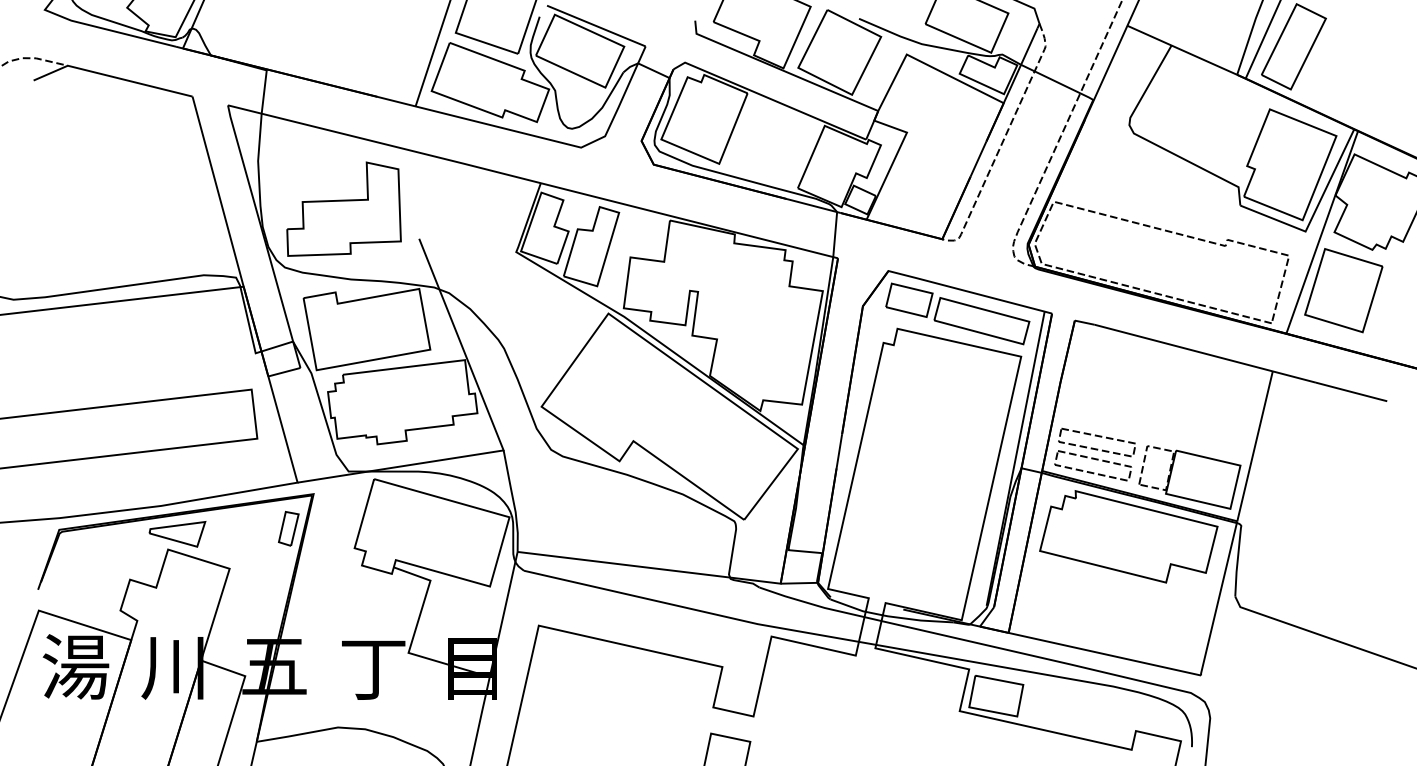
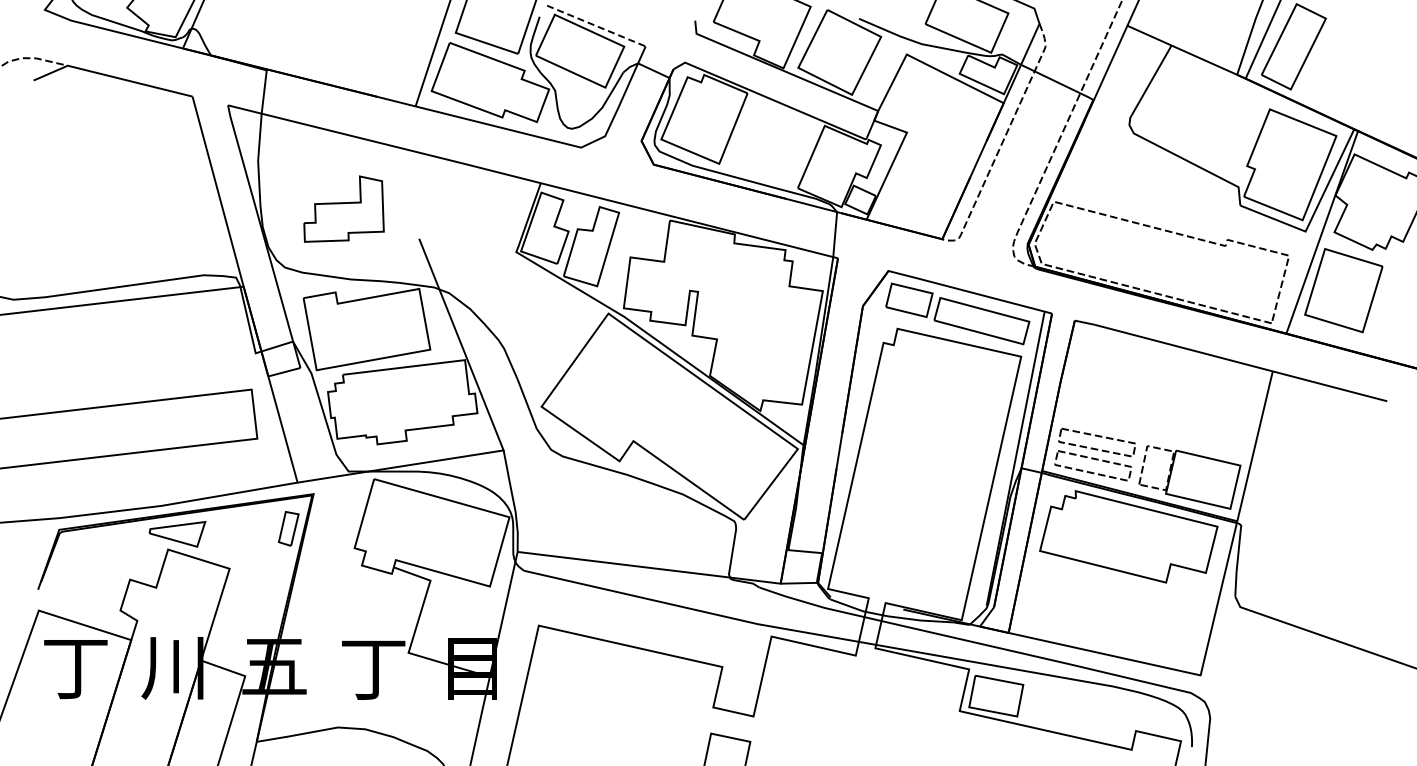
line: solid -> dashed (596, 26)
part size: 116x96 px -> 82x68 px (343, 208)
text: 湯 -> 丁 (75, 666)
